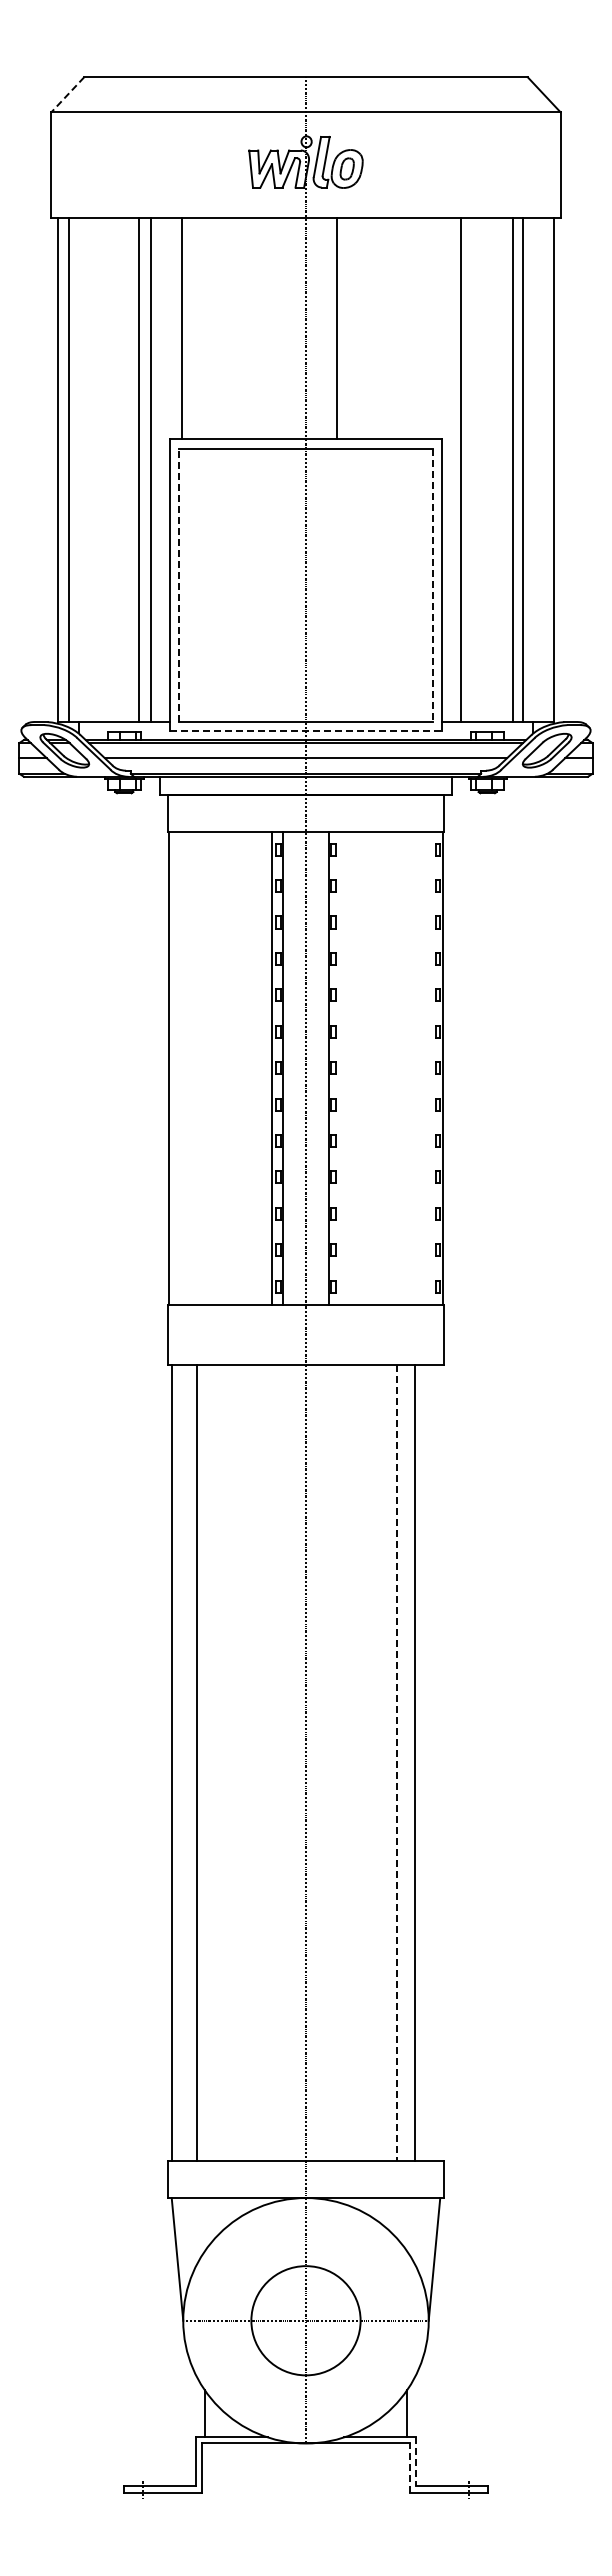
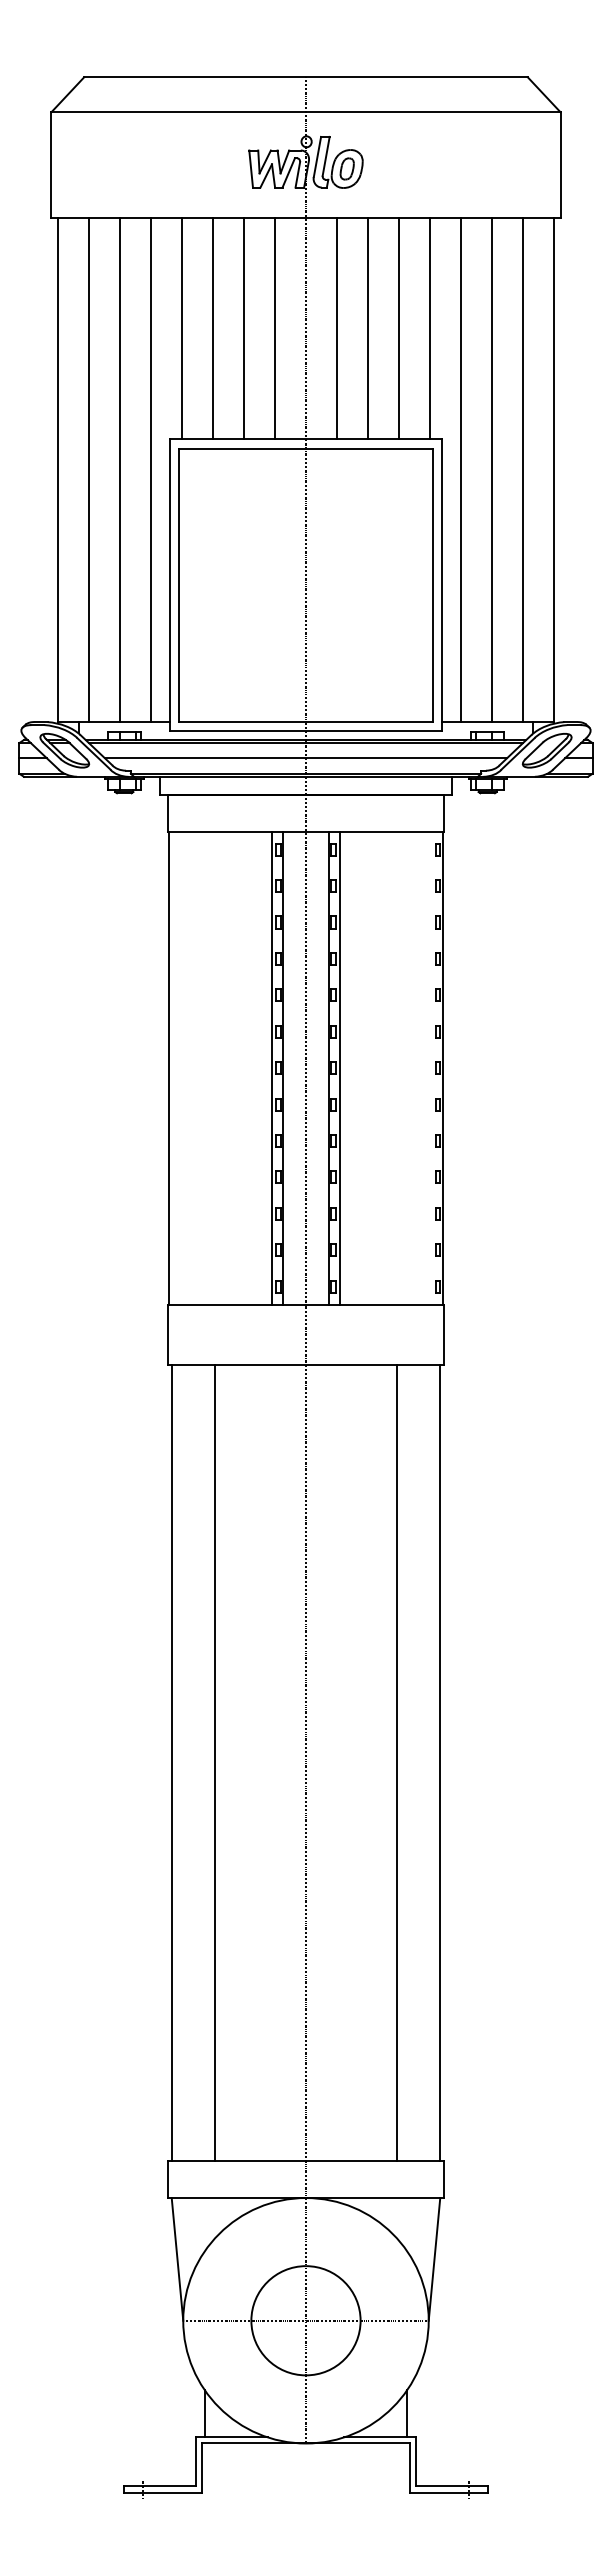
line: dashed -> solid (67, 95)
line: none -> present (212, 328)
line: none -> present (243, 328)
line: none -> present (274, 328)
line: none -> present (368, 328)
line: none -> present (399, 328)
line: none -> present (430, 328)
line position: (68, 469) -> (88, 469) (88, 469)
line position: (138, 469) -> (119, 469) (119, 469)
line position: (513, 469) -> (492, 469) (492, 469)
line: dashed -> solid (178, 584)
line: dashed -> solid (433, 585)
line: dashed -> solid (306, 731)
line: none -> present (339, 1067)
line position: (196, 1763) -> (214, 1763) (214, 1763)
line: dashed -> solid (397, 1763)
line position: (415, 1763) -> (440, 1763) (440, 1763)
line: dashed -> solid (416, 2461)
line: dashed -> solid (410, 2468)
